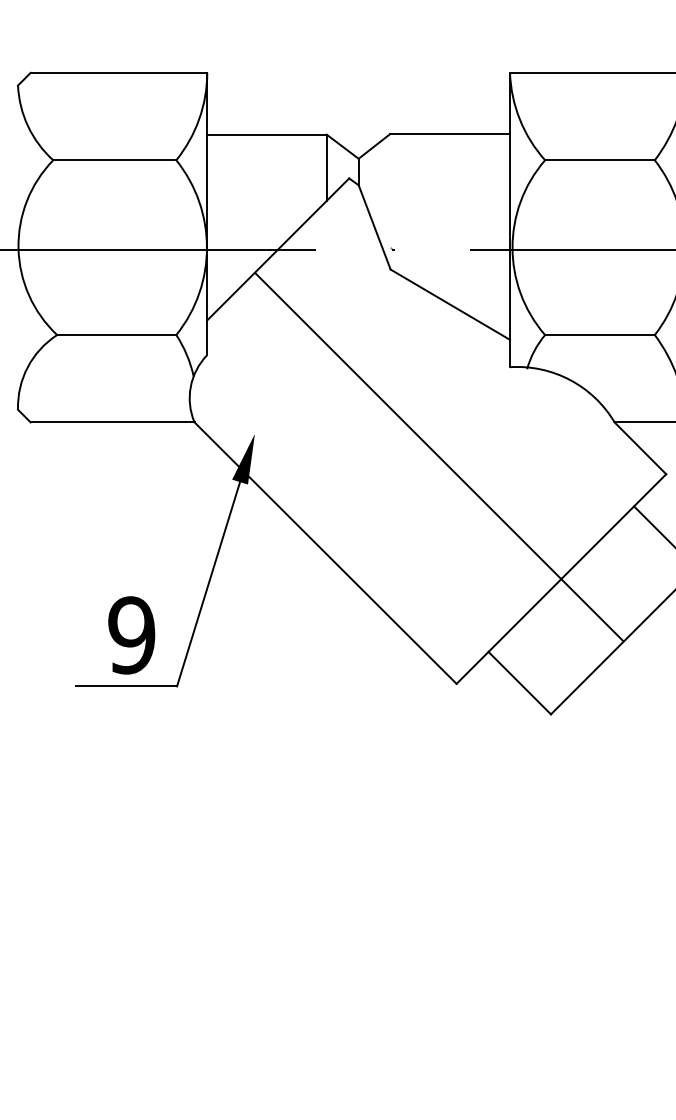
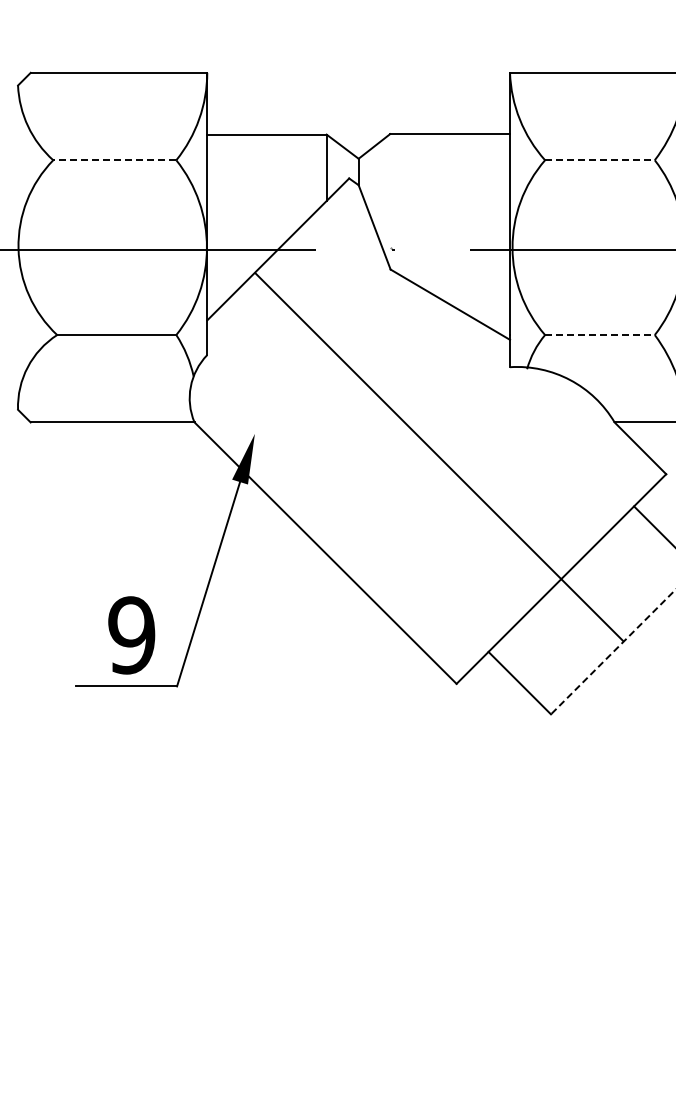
line: solid -> dashed (114, 160)
line: solid -> dashed (599, 160)
line: solid -> dashed (599, 335)
line: solid -> dashed (613, 652)
